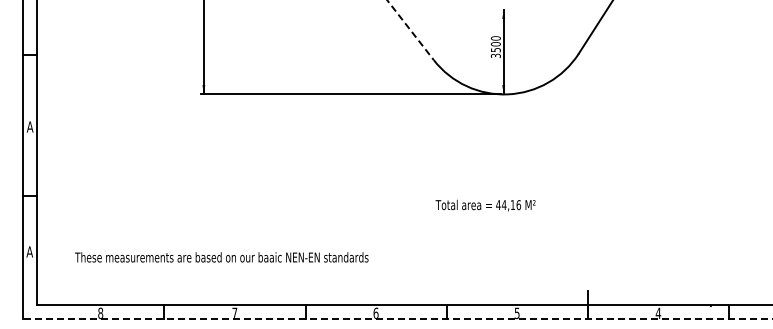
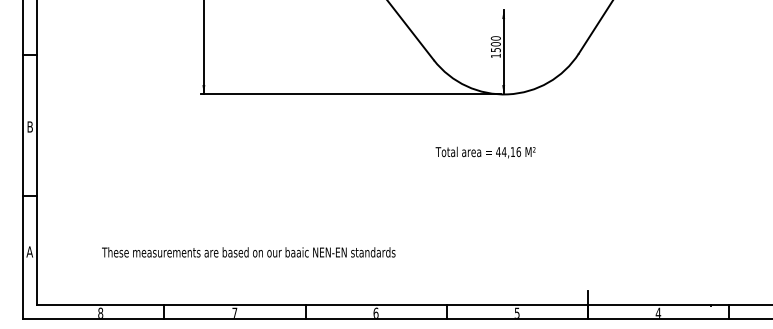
line: dashed -> solid (410, 30)
text: 3500 -> 1500 (495, 55)
text: A -> B (29, 126)
text position: (485, 205) -> (485, 152) (485, 152)
text position: (221, 257) -> (248, 252) (248, 252)
line: dashed -> solid (398, 319)
